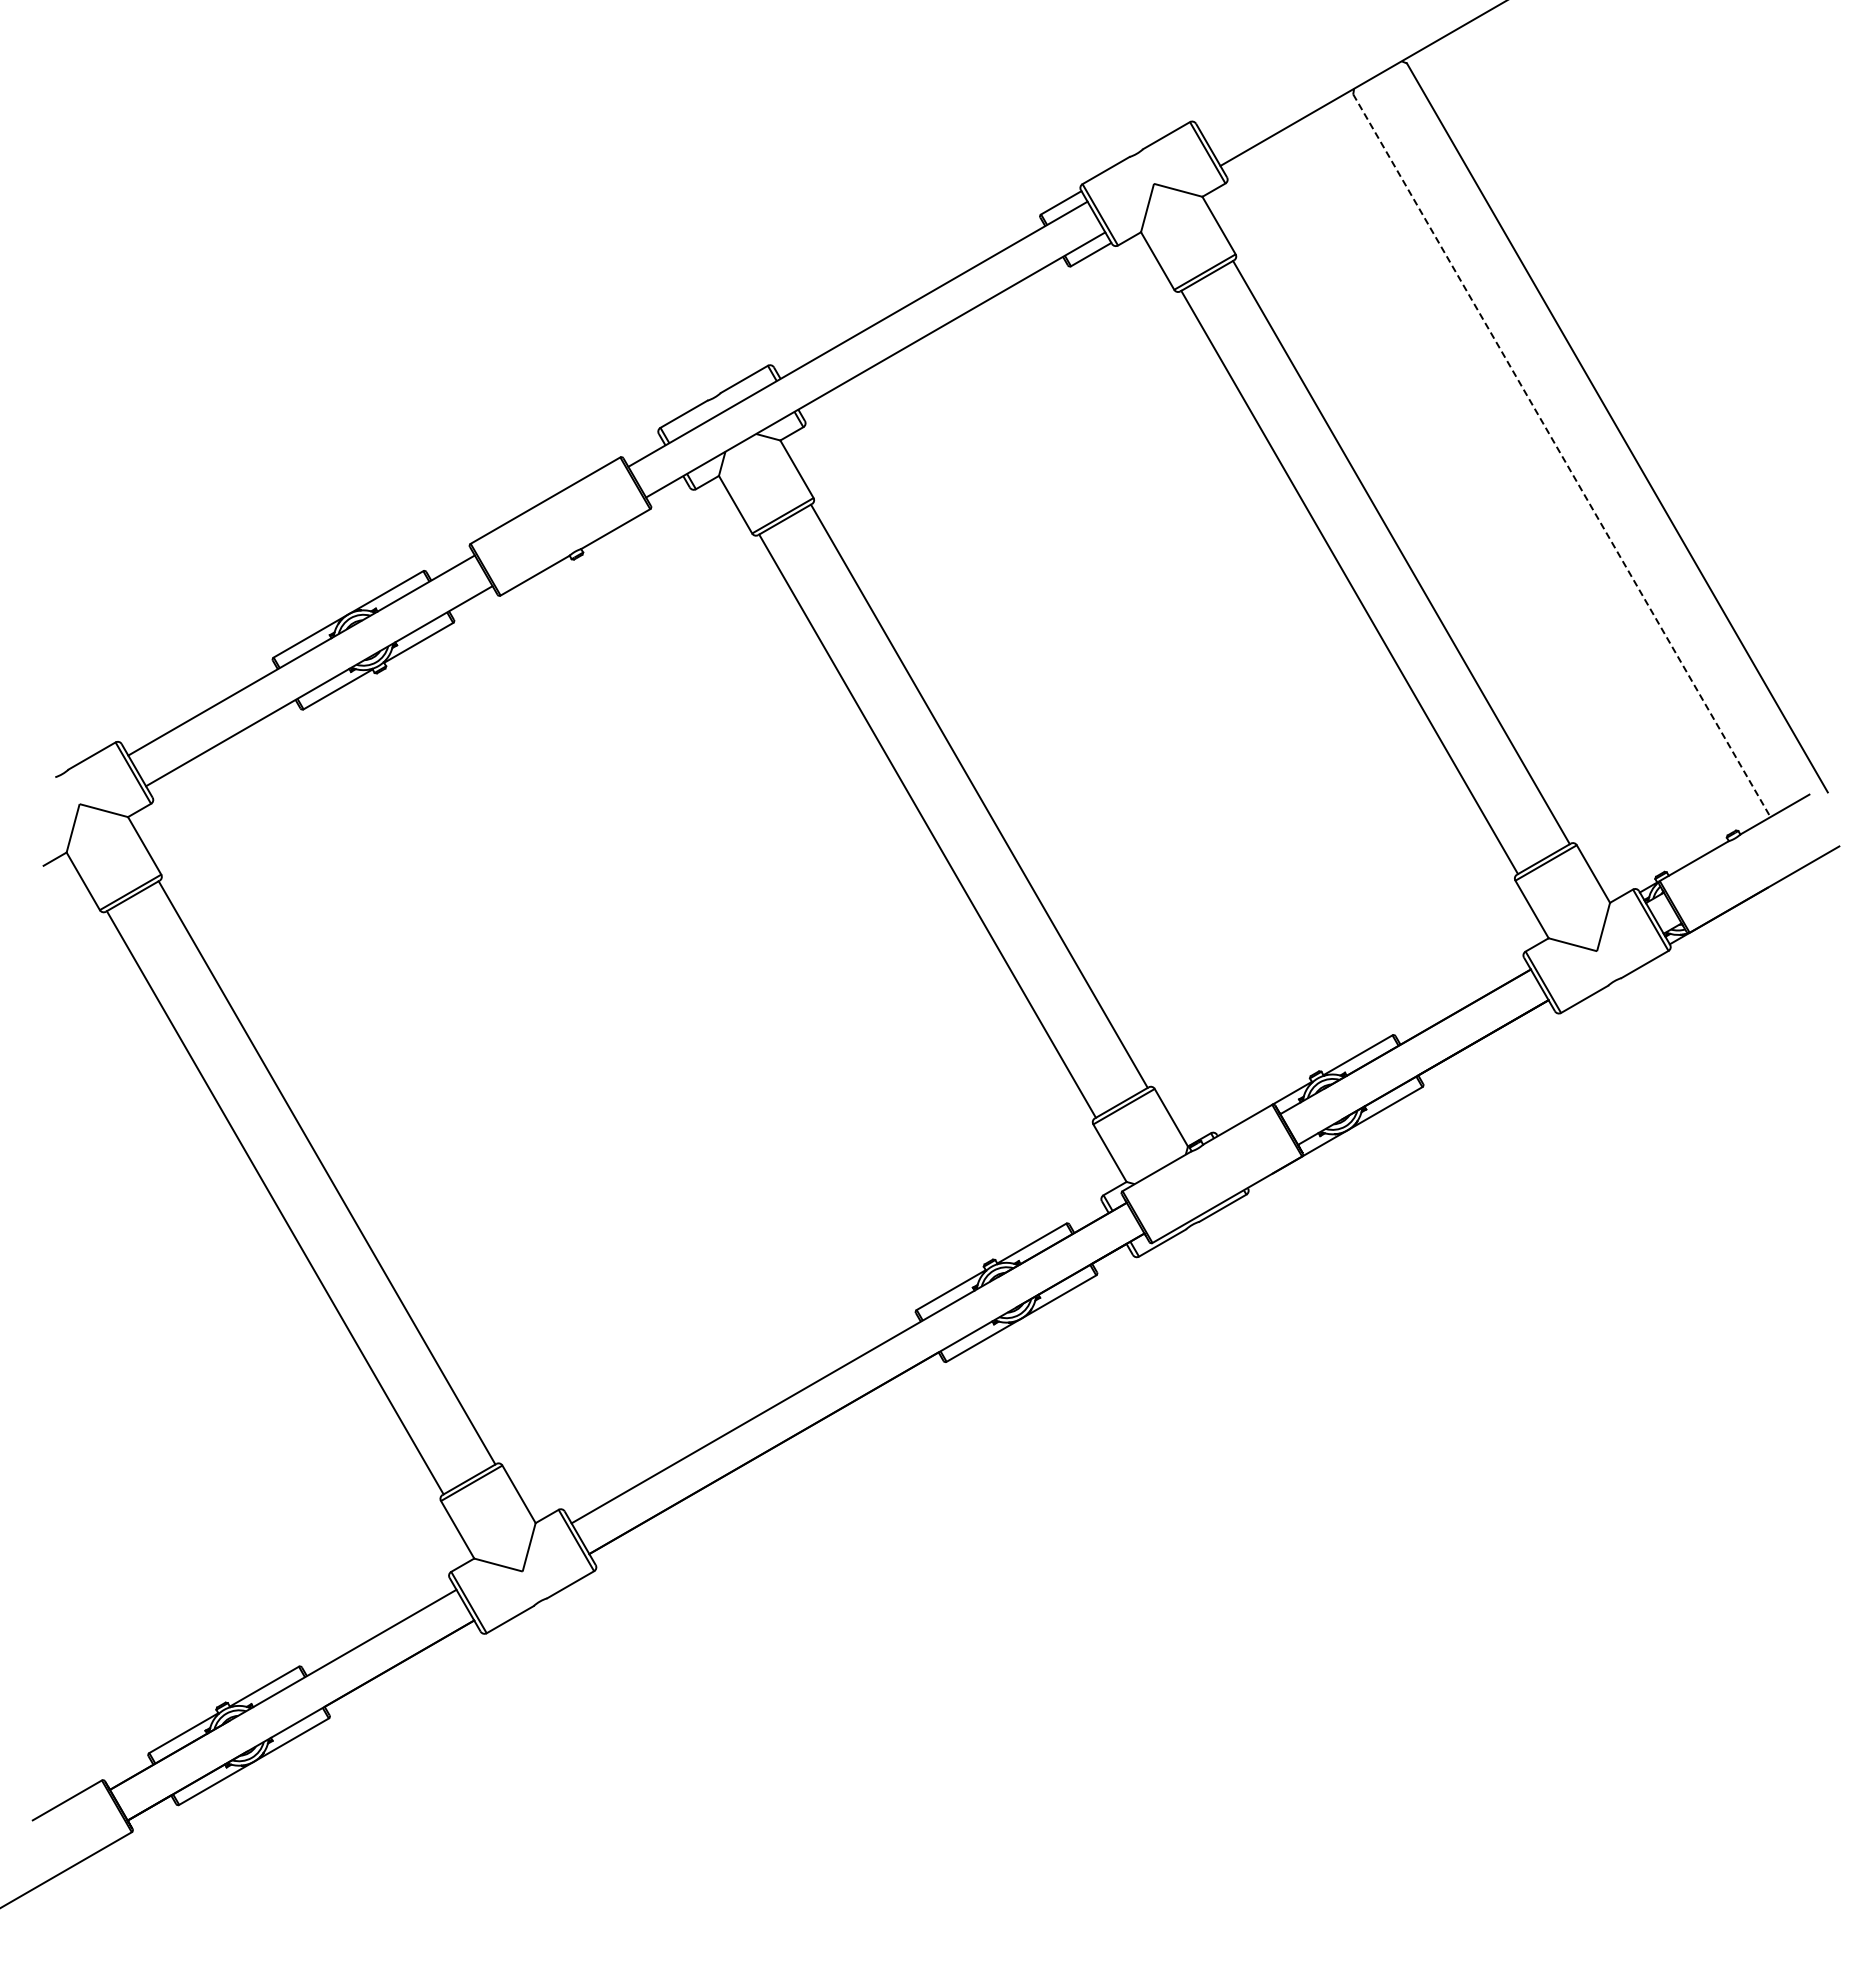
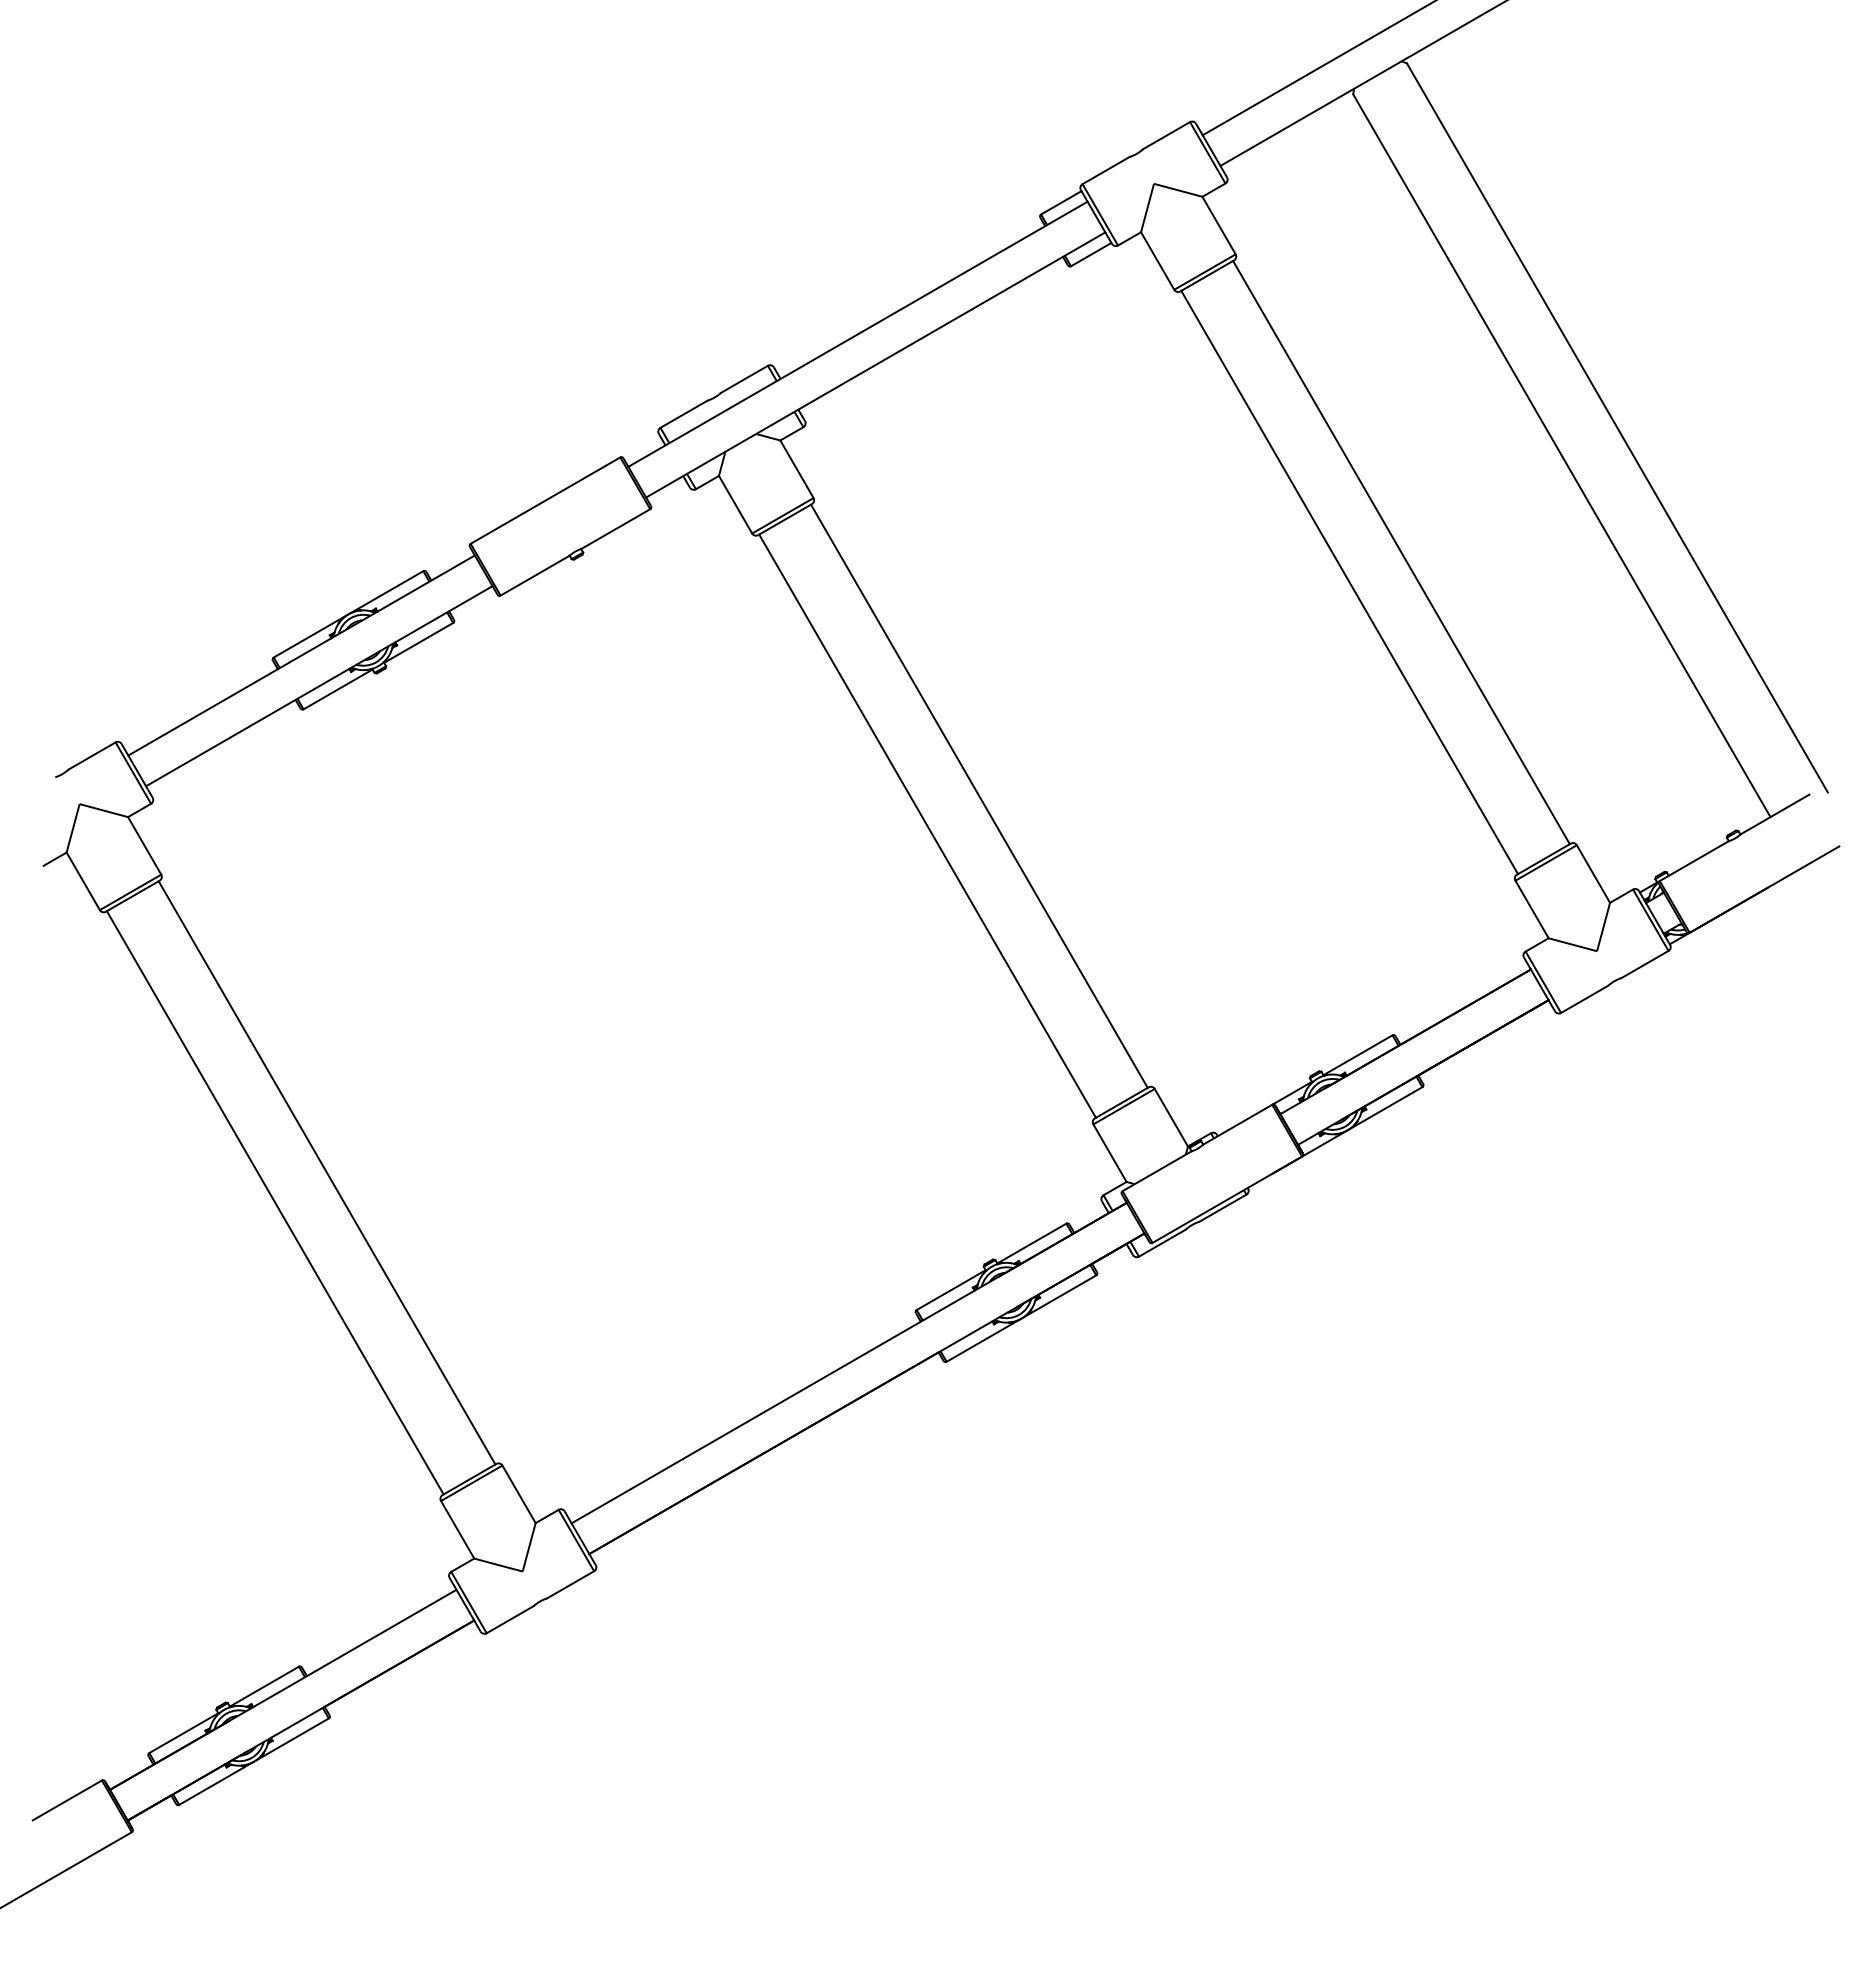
line: none -> present (1317, 68)
line: dashed -> solid (1562, 456)
